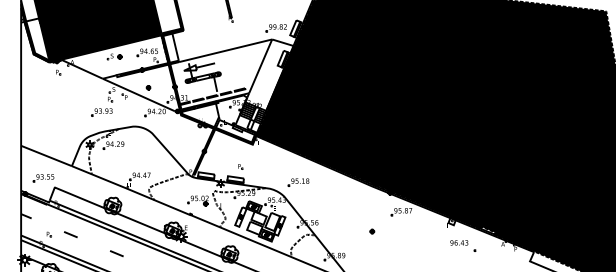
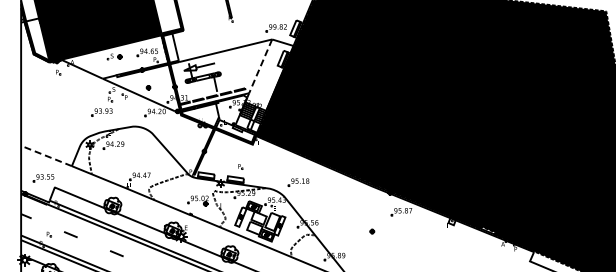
line: solid -> dashed (260, 66)
line: solid -> dashed (46, 155)
part: present -> none (463, 245)
